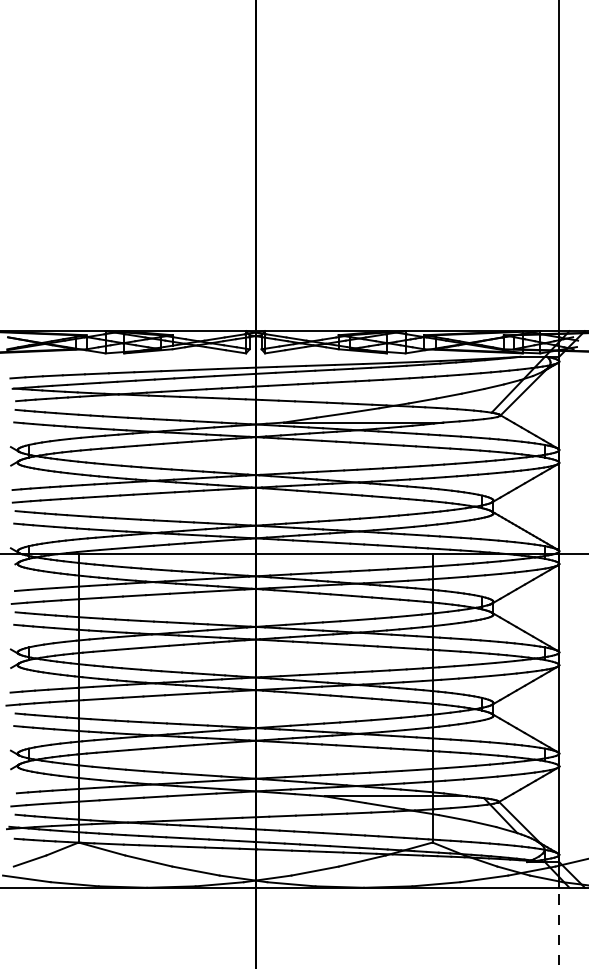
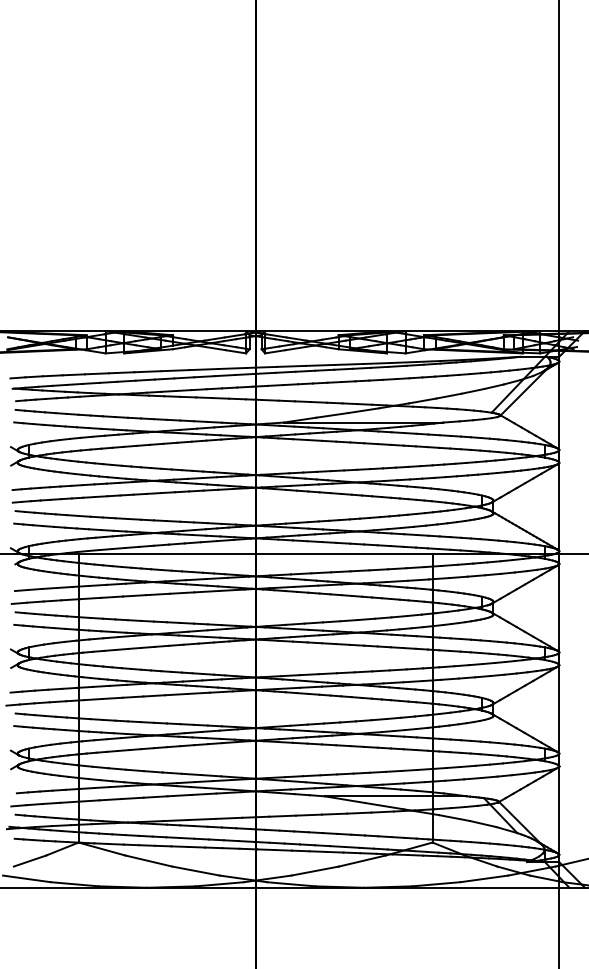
line: dashed -> solid (559, 927)
